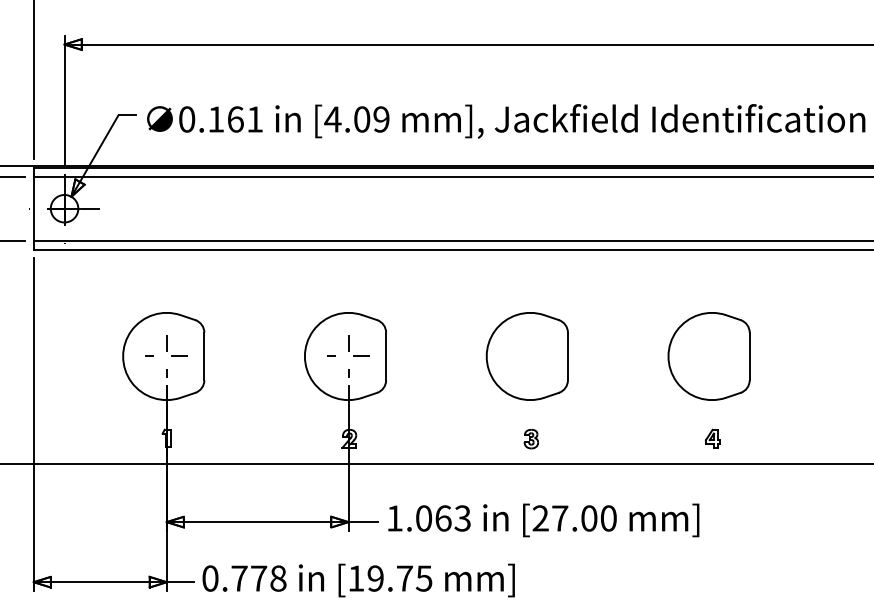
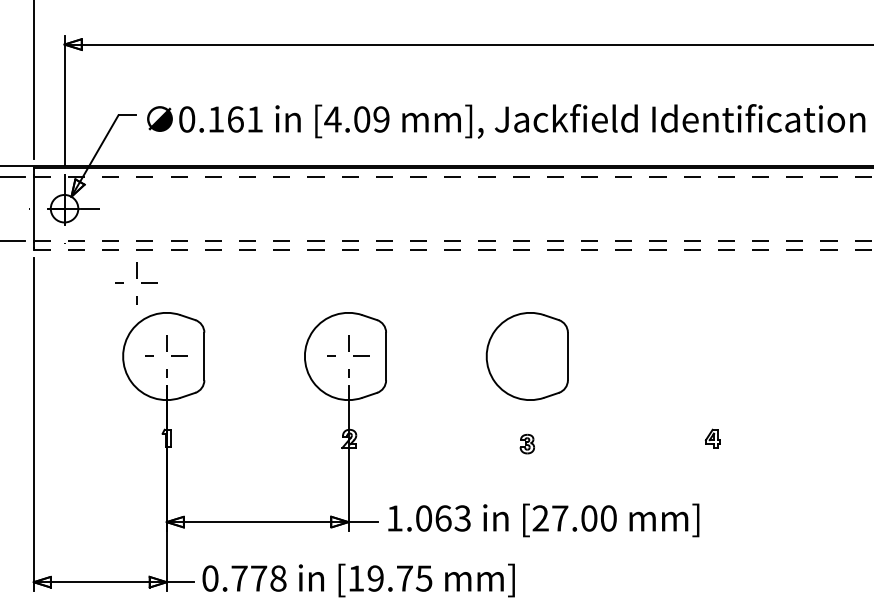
line: solid -> dashed (453, 176)
line: solid -> dashed (453, 240)
line: solid -> dashed (453, 249)
part: none -> present (136, 283)
part: present -> none (708, 356)
part position: (530, 438) -> (526, 443) (526, 443)
line: present -> none (436, 463)
